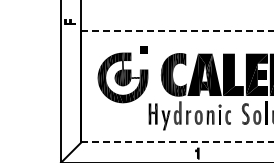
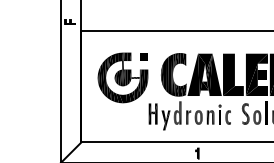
line: dashed -> solid (177, 31)
part position: (143, 49) -> (143, 56) (143, 56)
line: dashed -> solid (177, 142)
